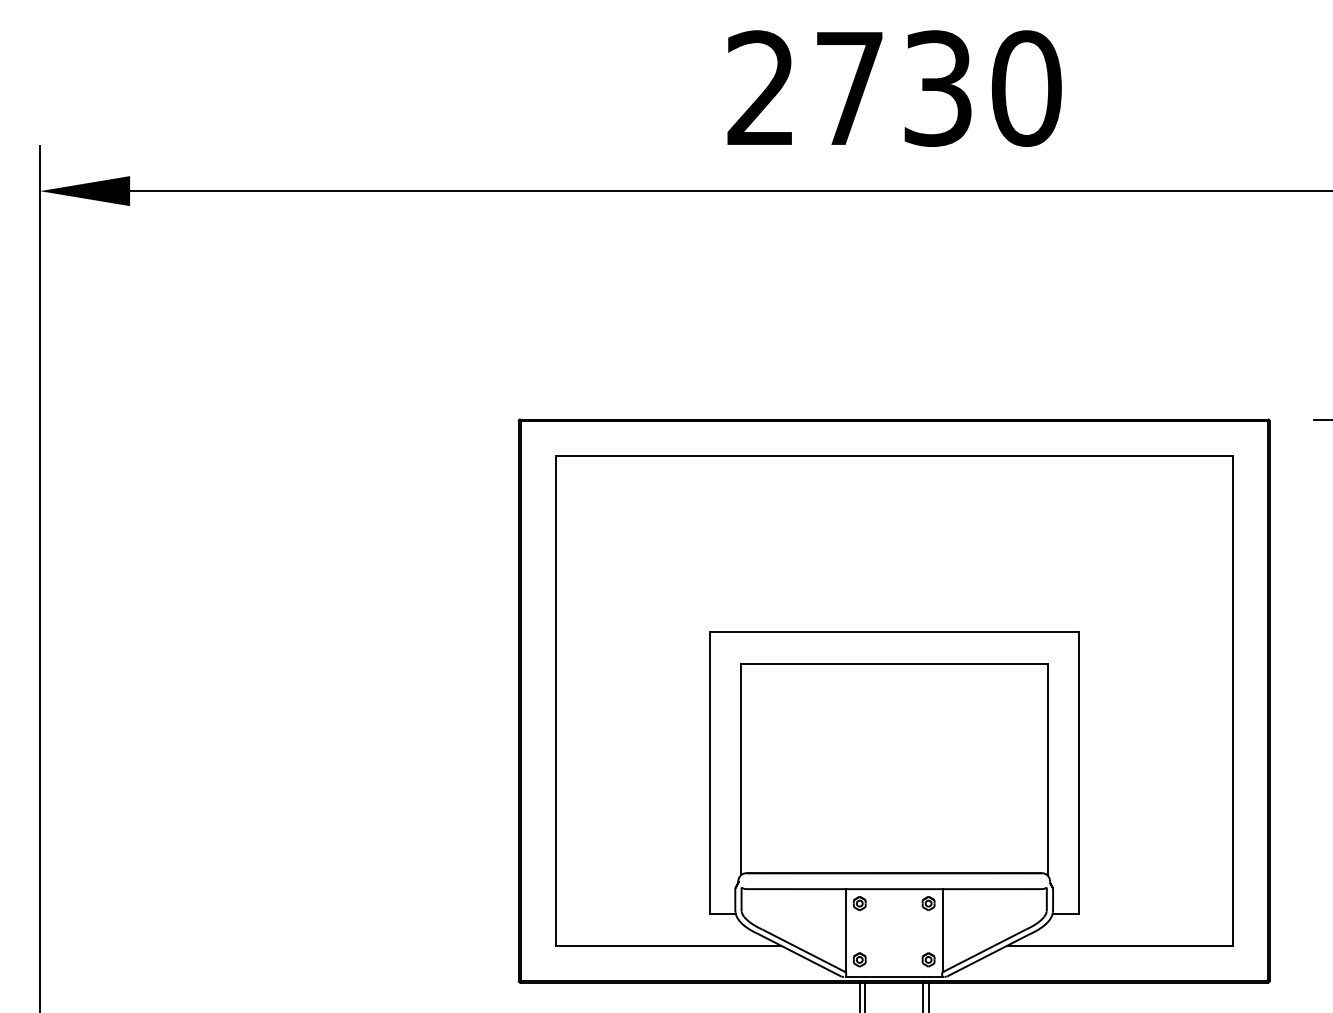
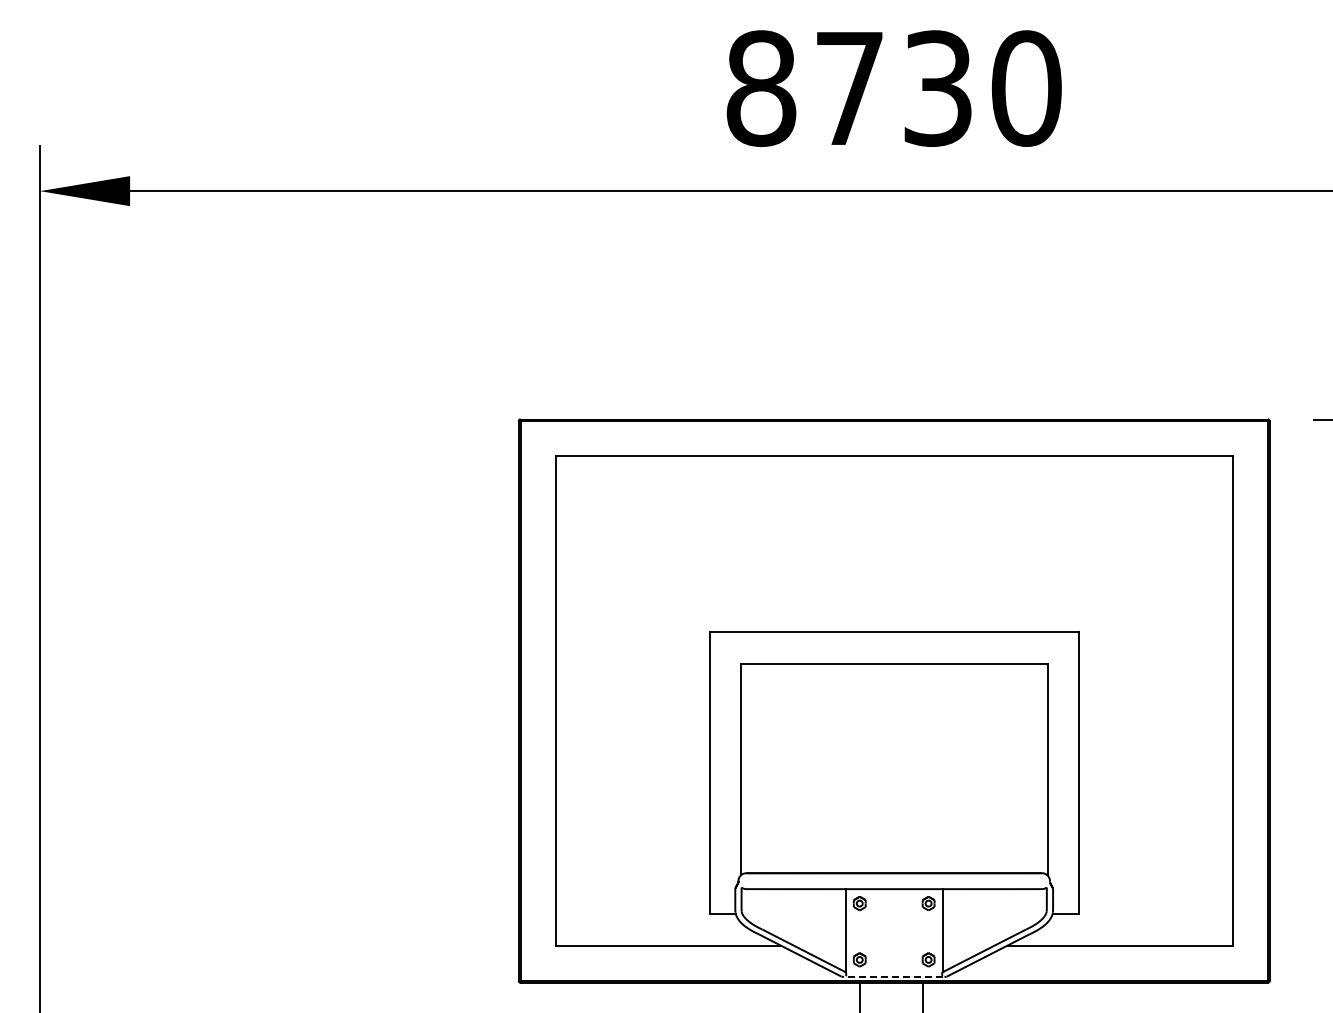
text: 2730 -> 8730 (761, 88)
line: solid -> dashed (894, 976)
line: present -> none (865, 995)
line: present -> none (928, 995)
